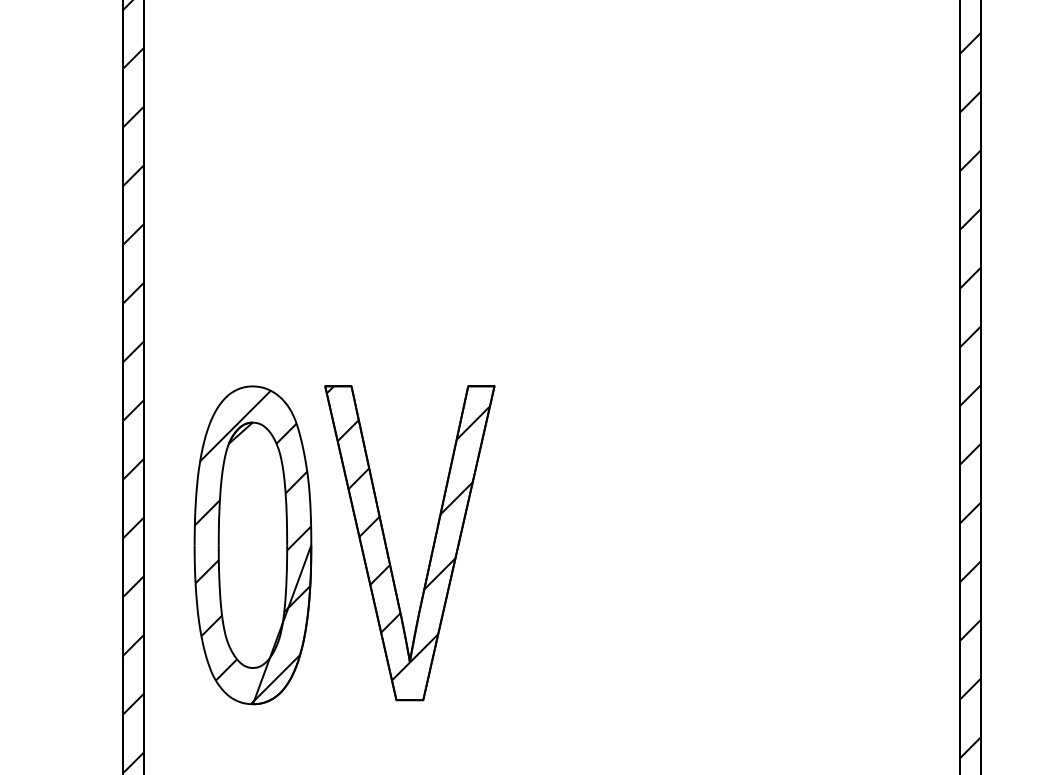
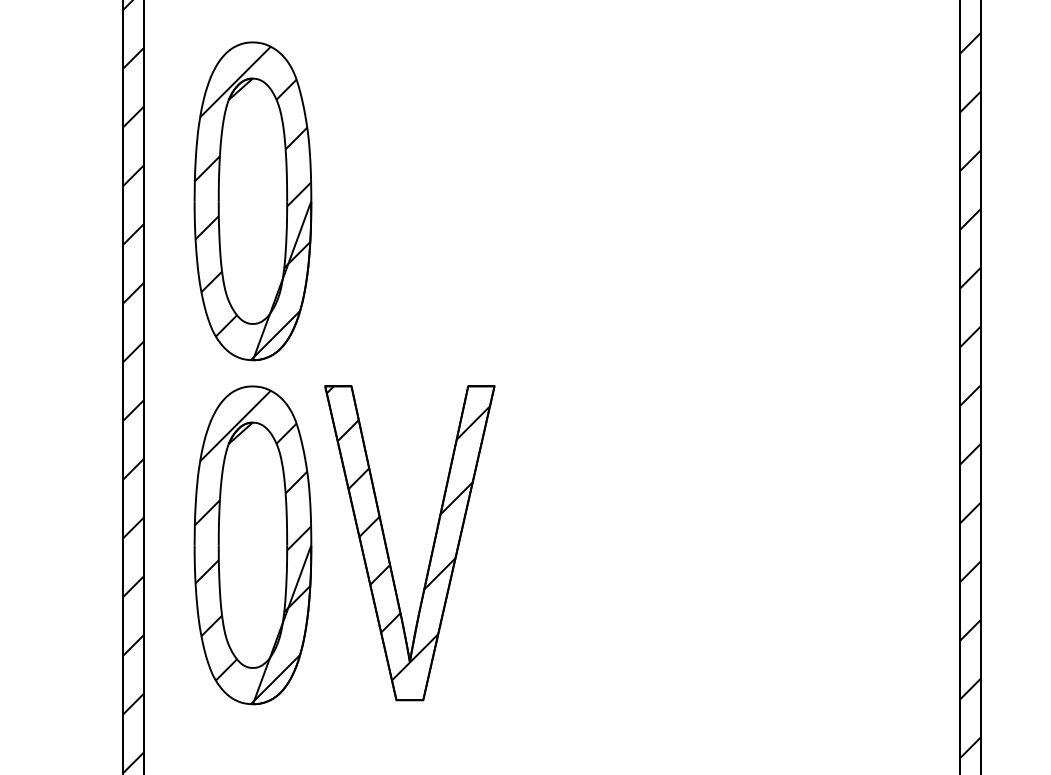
part: none -> present (252, 201)
